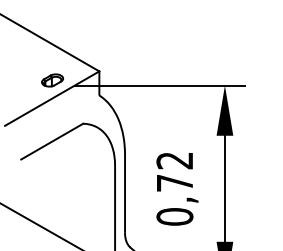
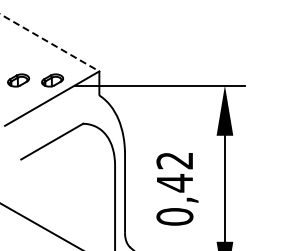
line: solid -> dashed (50, 43)
part: none -> present (18, 80)
text: 0,72 -> 0,42 (174, 182)
